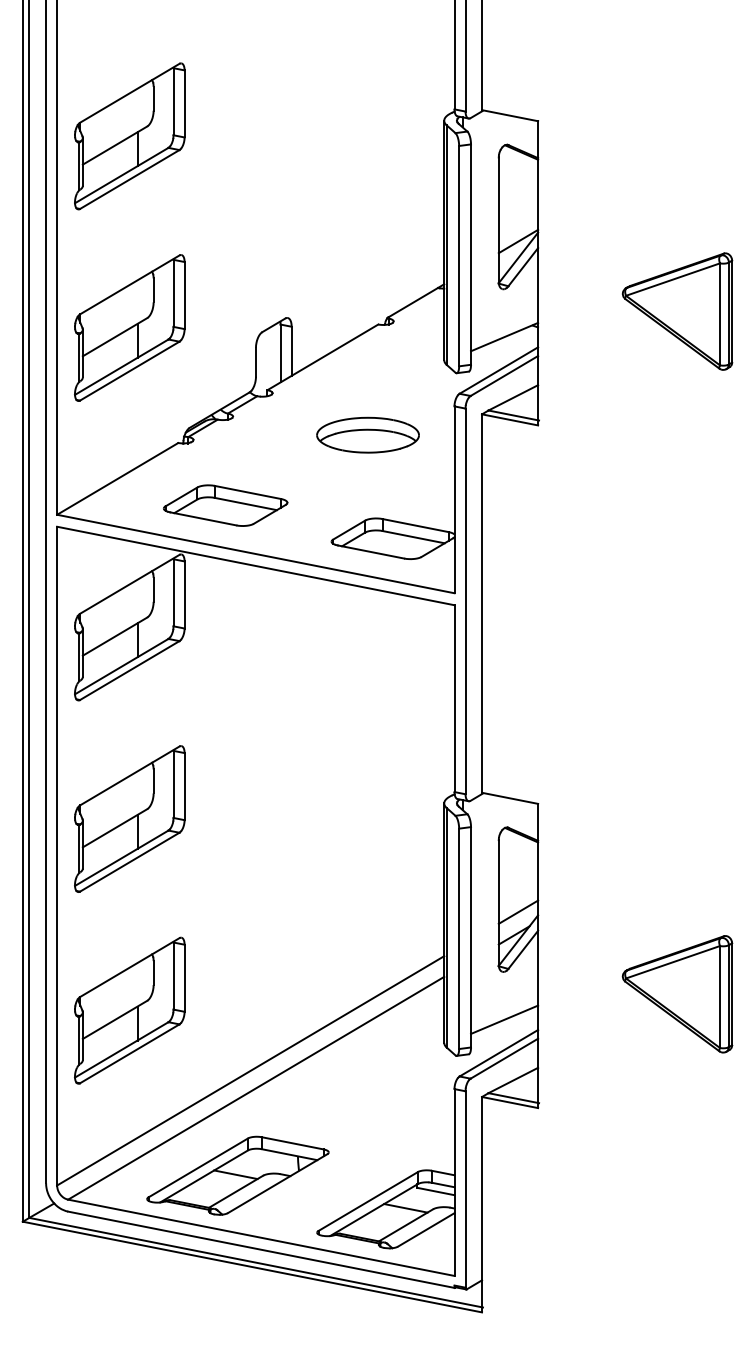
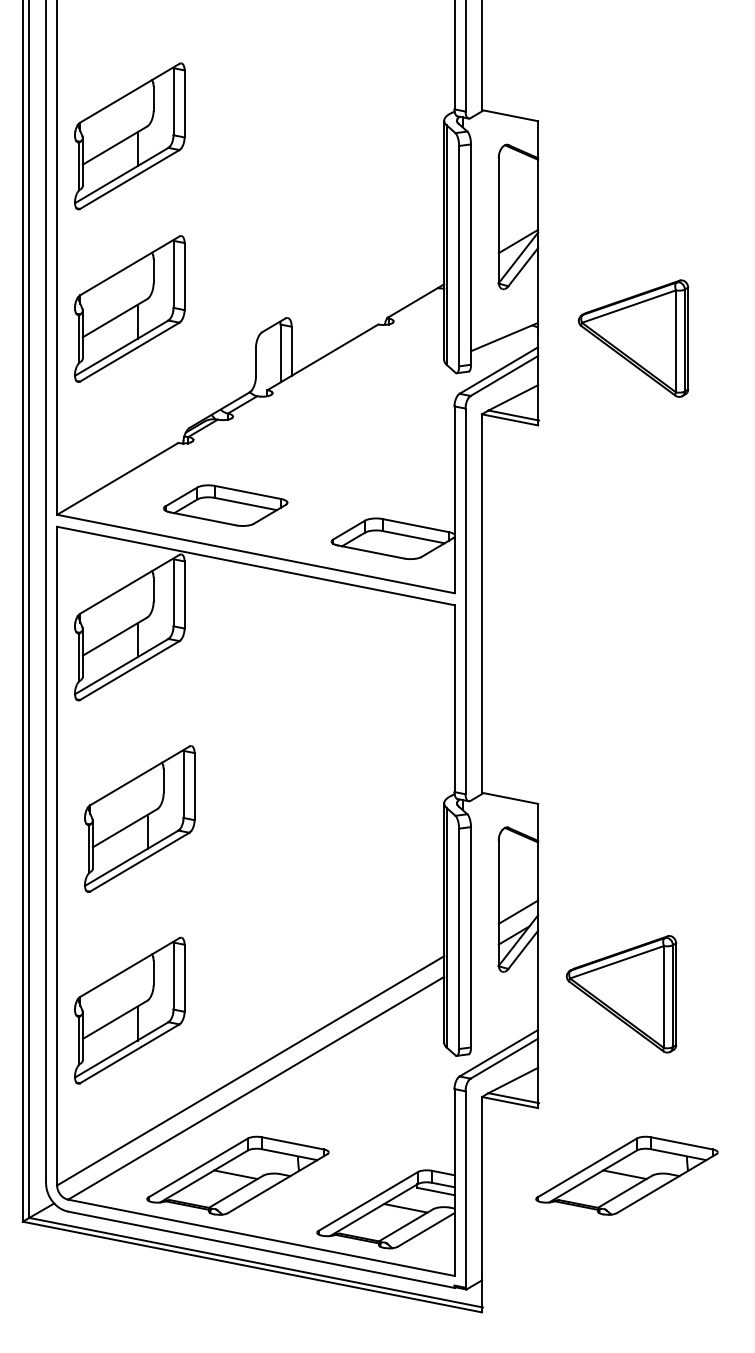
part position: (677, 311) -> (633, 338) (633, 338)
part position: (129, 327) -> (129, 308) (129, 308)
part: present -> none (367, 434)
part position: (129, 818) -> (139, 818) (139, 818)
part position: (677, 994) -> (621, 994) (621, 994)
line: present -> none (504, 1019)
part: none -> present (626, 1175)
